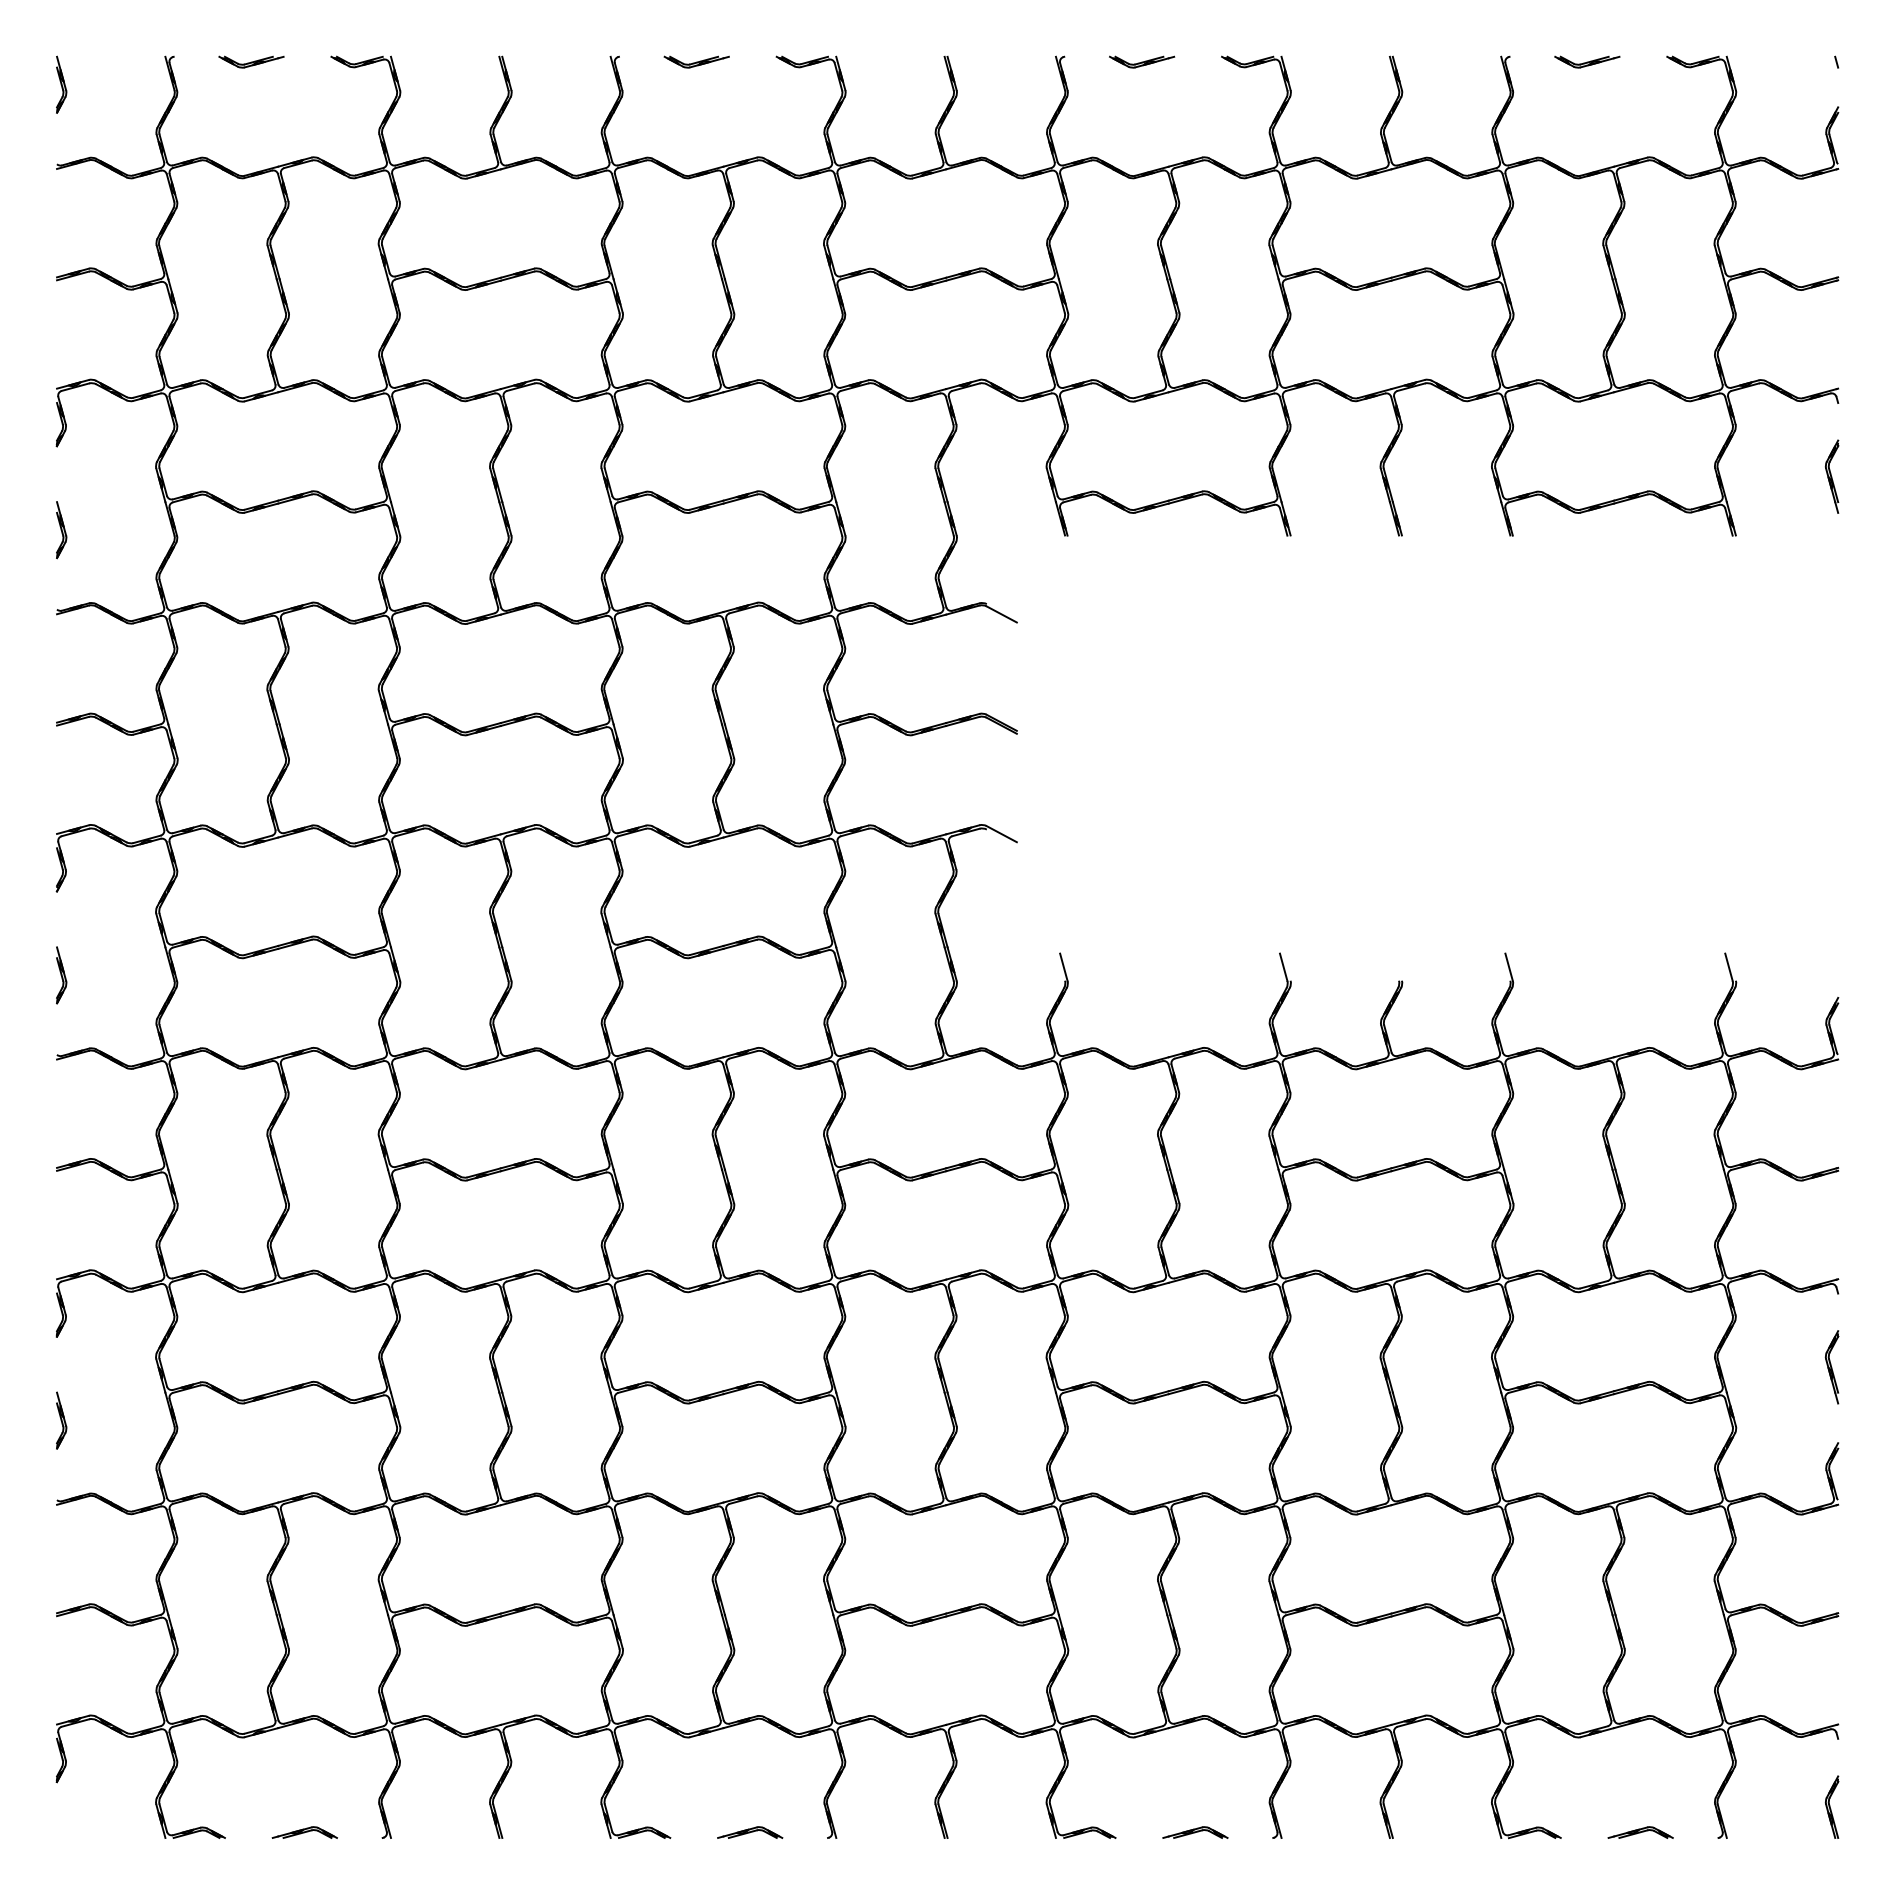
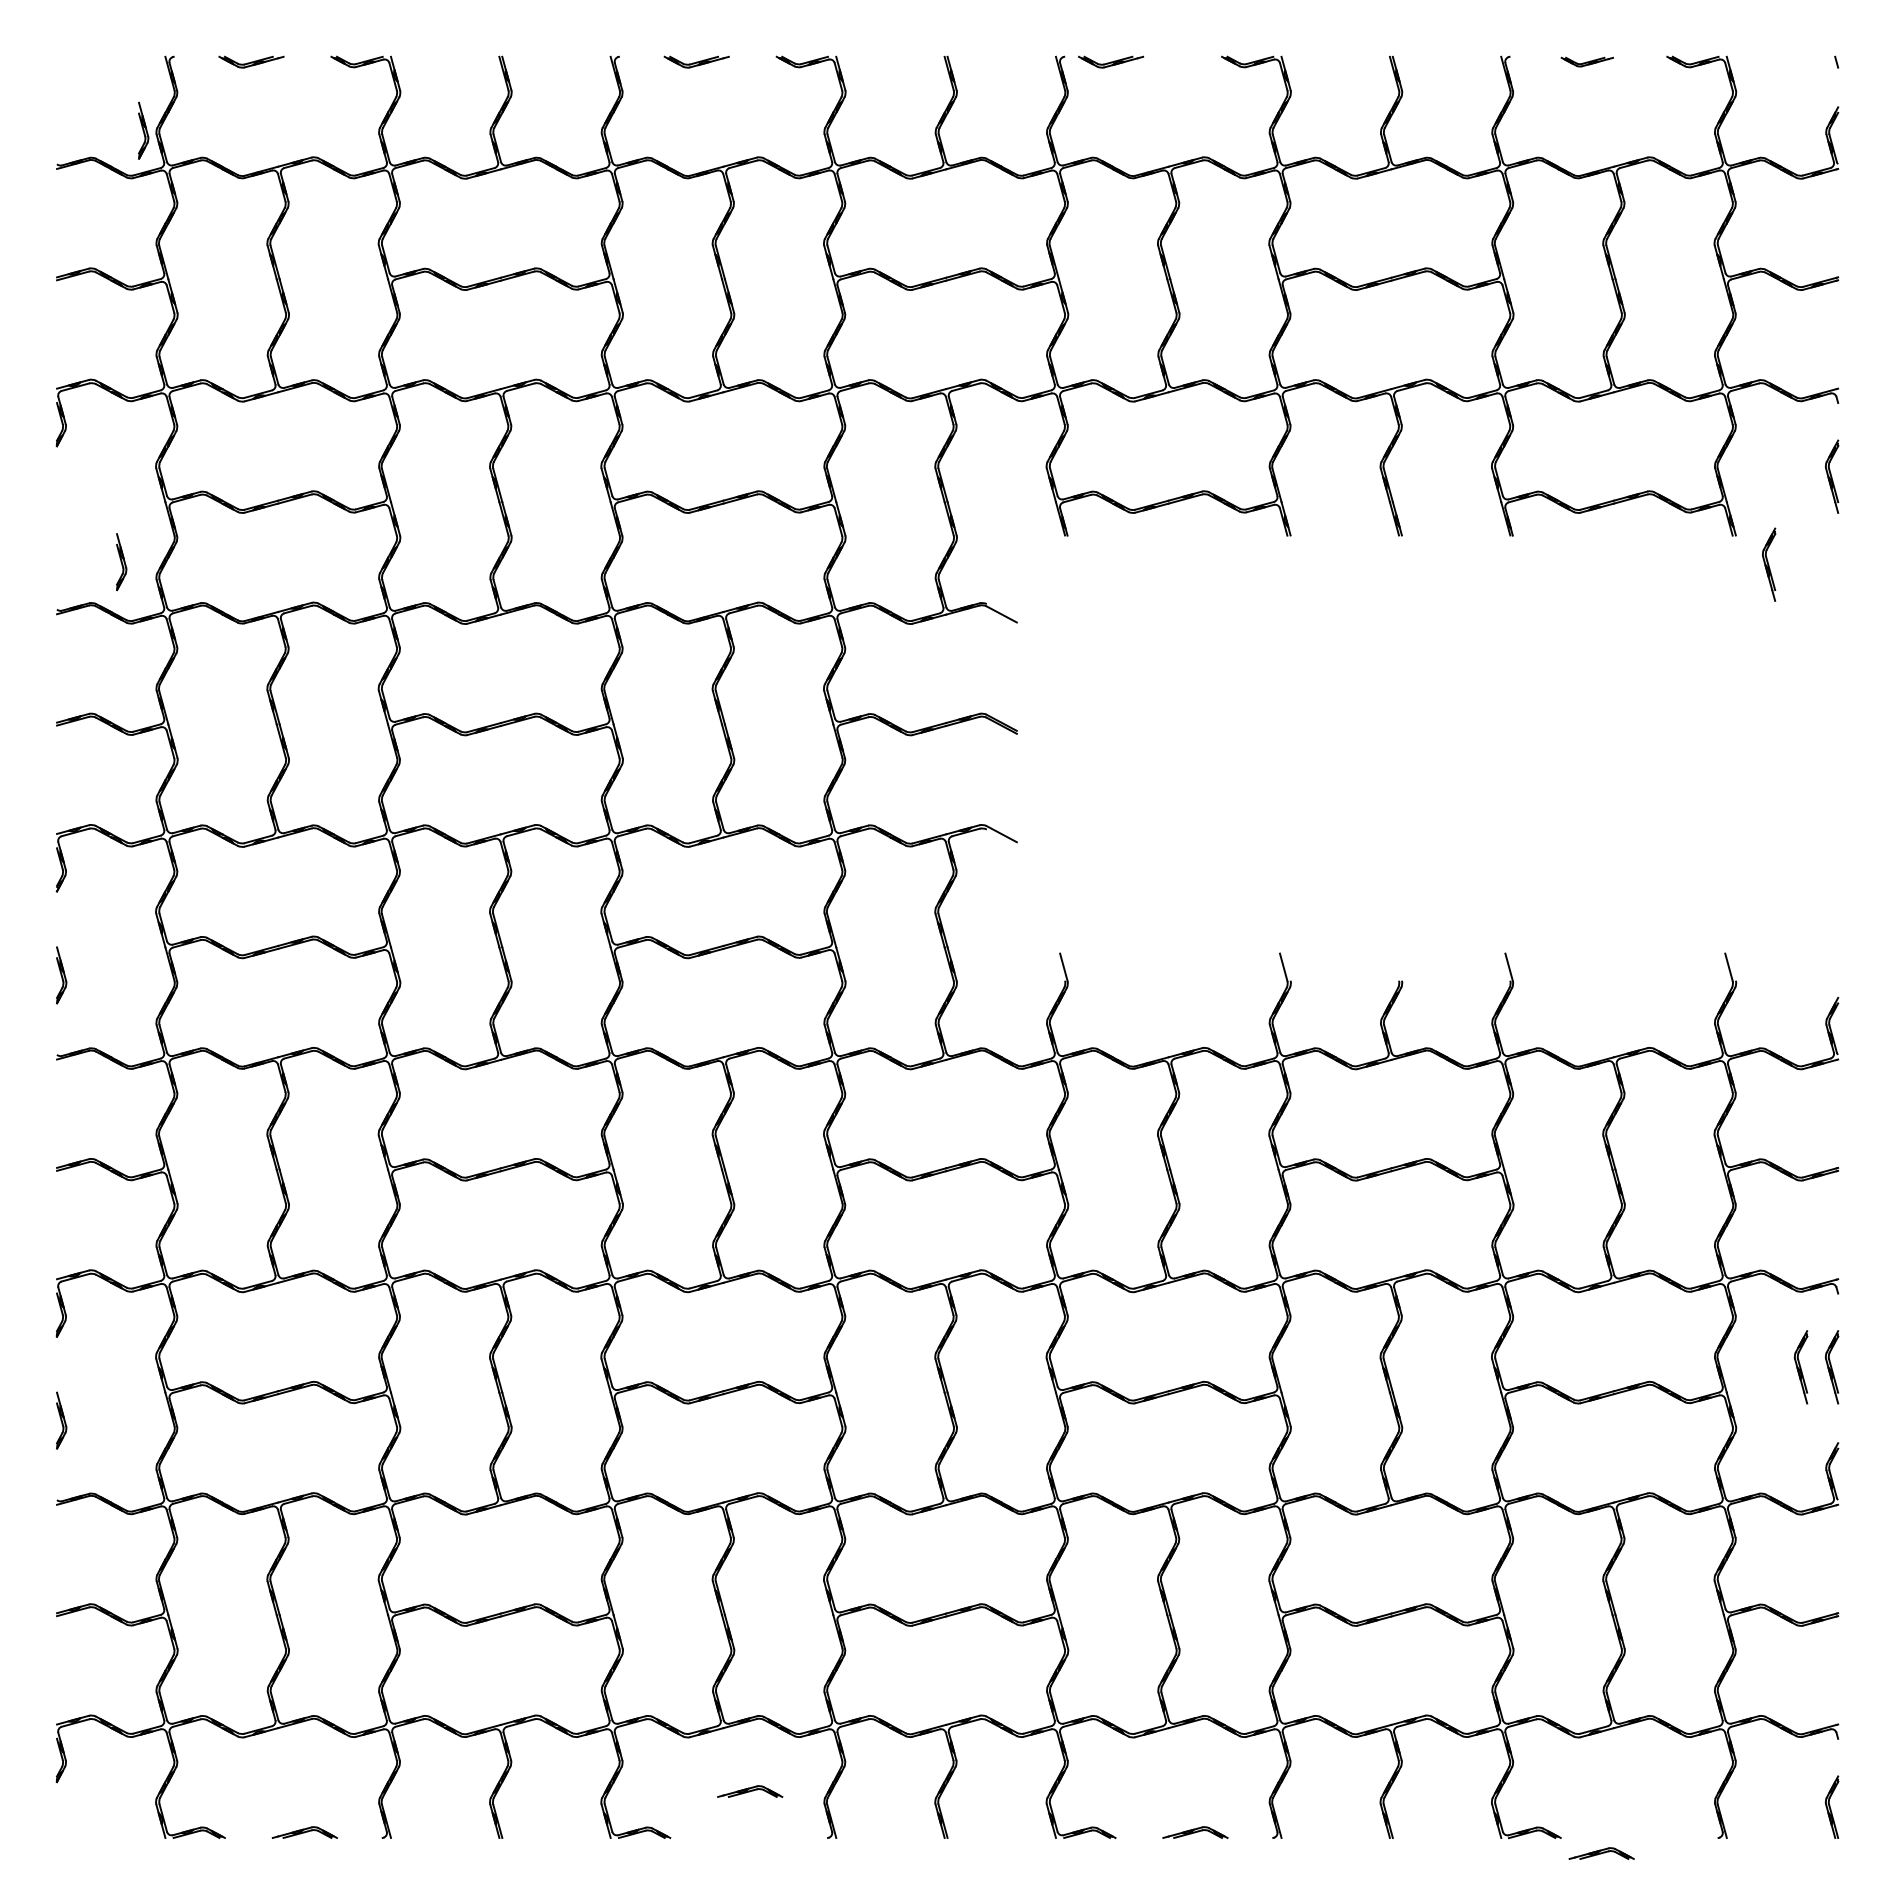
part position: (1142, 61) -> (1111, 61) (1111, 61)
part size: 67x14 px -> 54x12 px (1586, 61)
part position: (61, 84) -> (143, 130) (143, 130)
part position: (61, 530) -> (121, 562) (121, 562)
part: none -> present (1768, 564)
part: none -> present (1800, 1367)
part position: (750, 1832) -> (750, 1791) (750, 1791)
part position: (1640, 1832) -> (1601, 1853) (1601, 1853)
